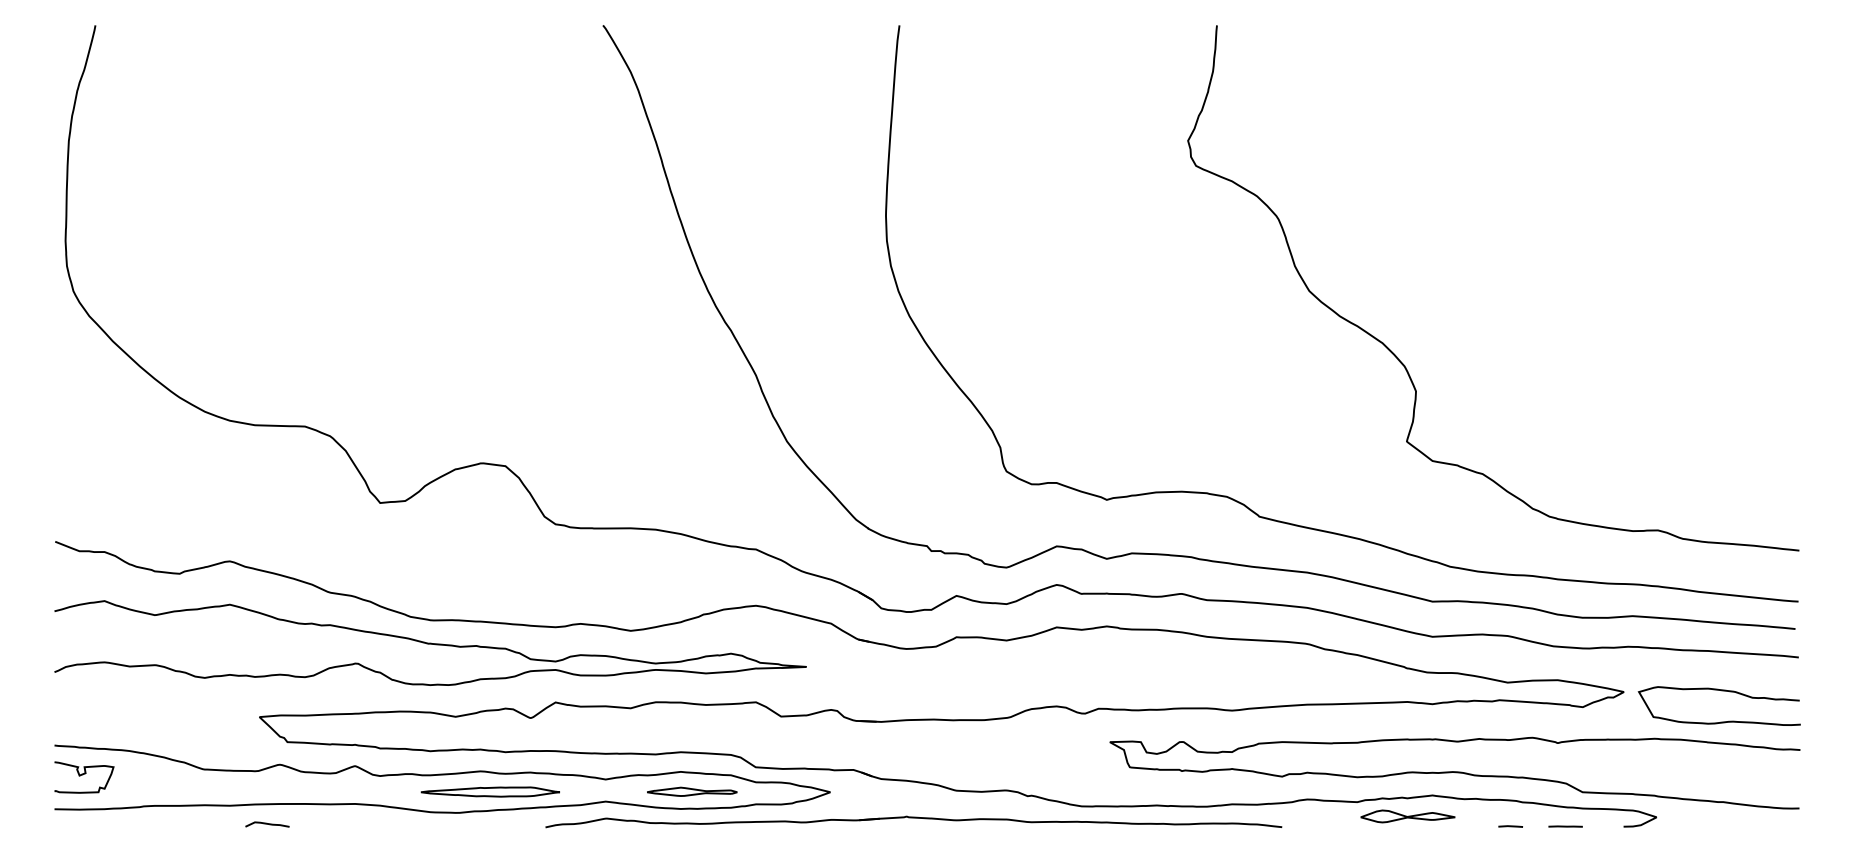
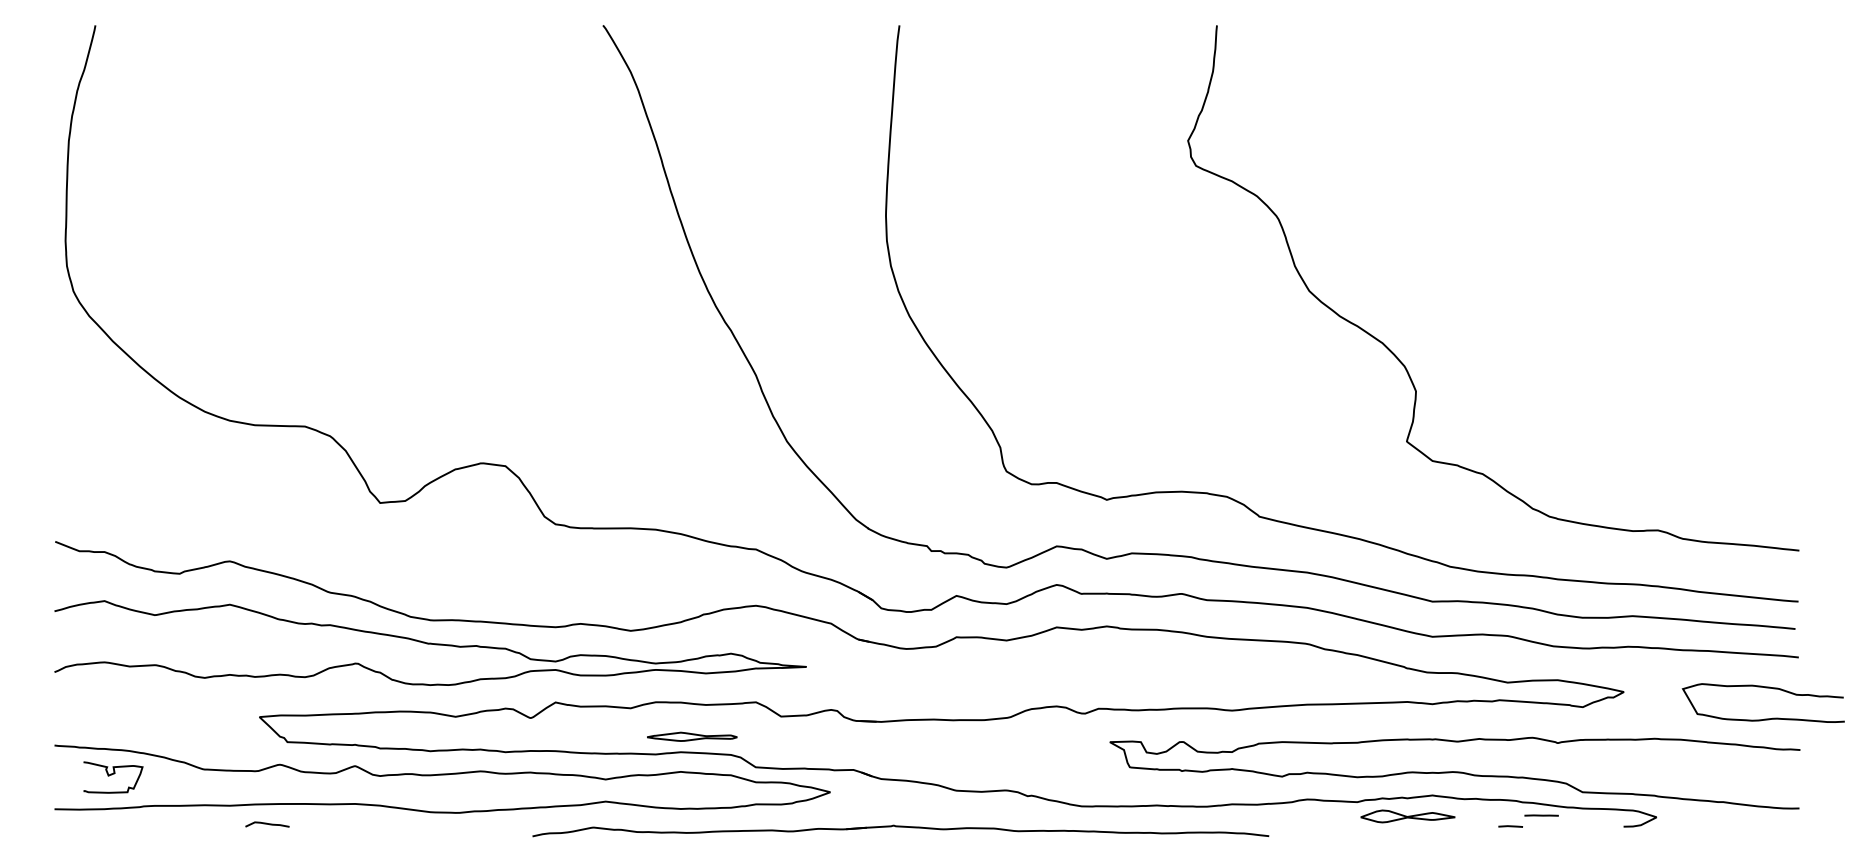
curve position: (1721, 691) -> (1765, 688) (1765, 688)
curve position: (82, 775) -> (111, 775) (111, 775)
part: present -> none (489, 791)
part position: (692, 791) -> (692, 736) (692, 736)
part position: (913, 821) -> (900, 830) (900, 830)
line position: (1565, 826) -> (1541, 815) (1541, 815)
